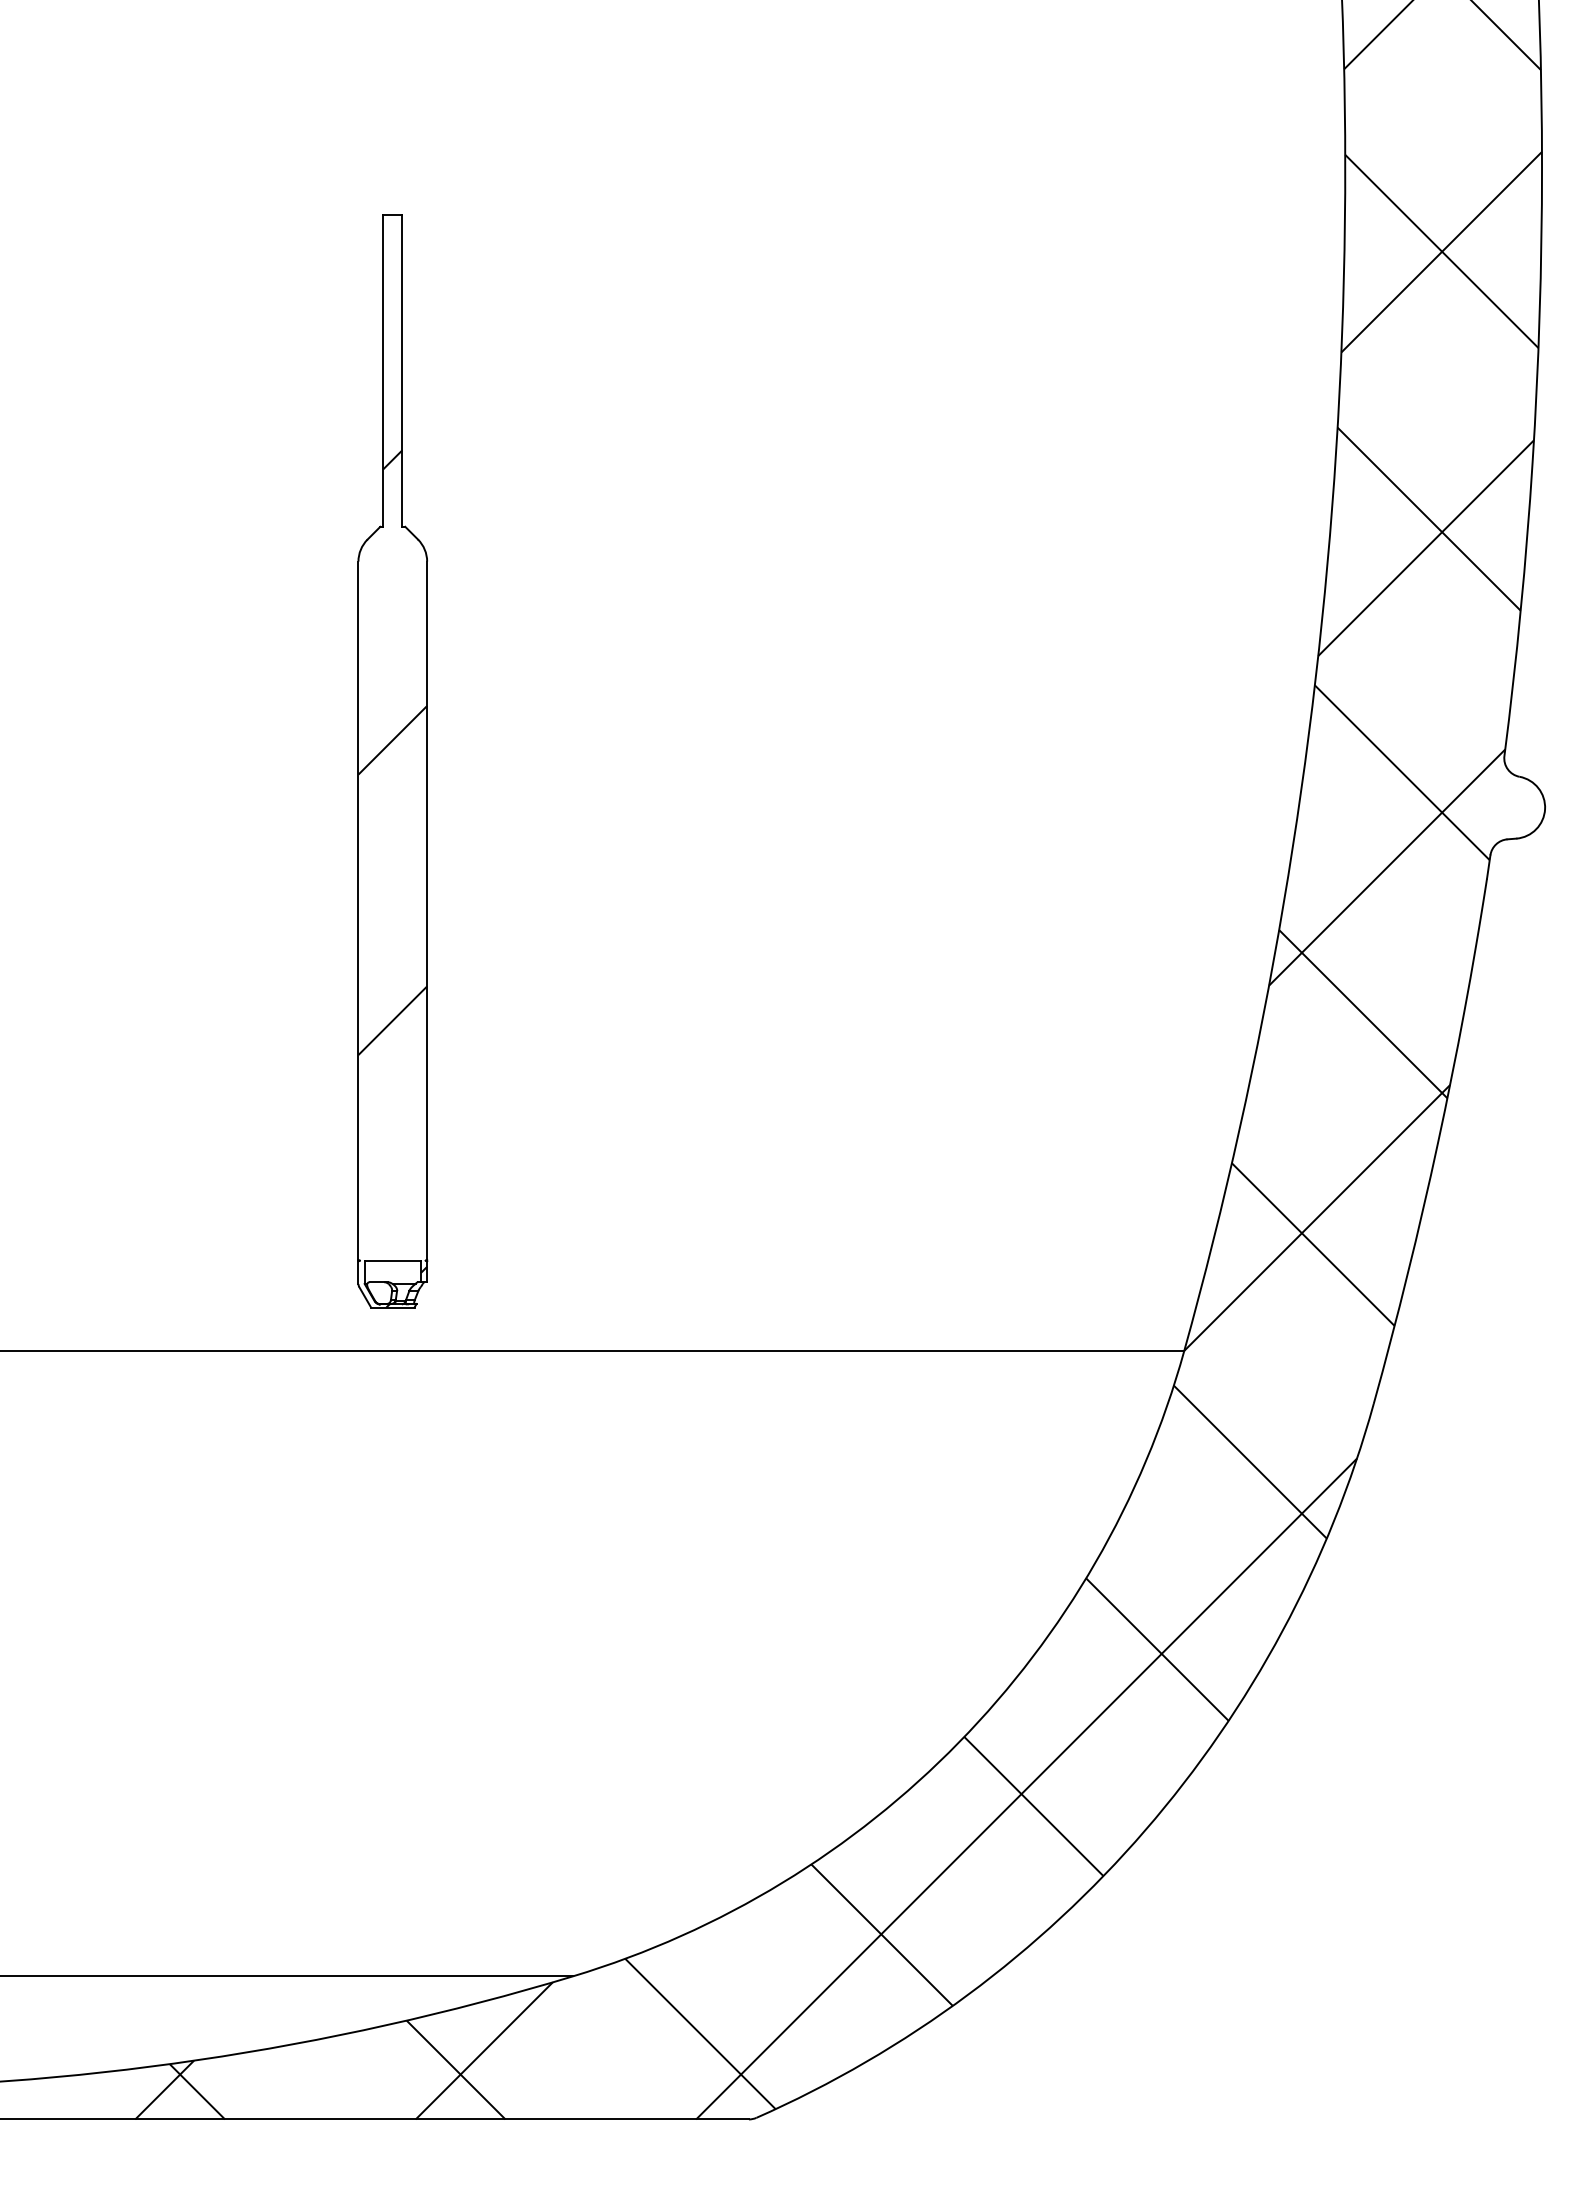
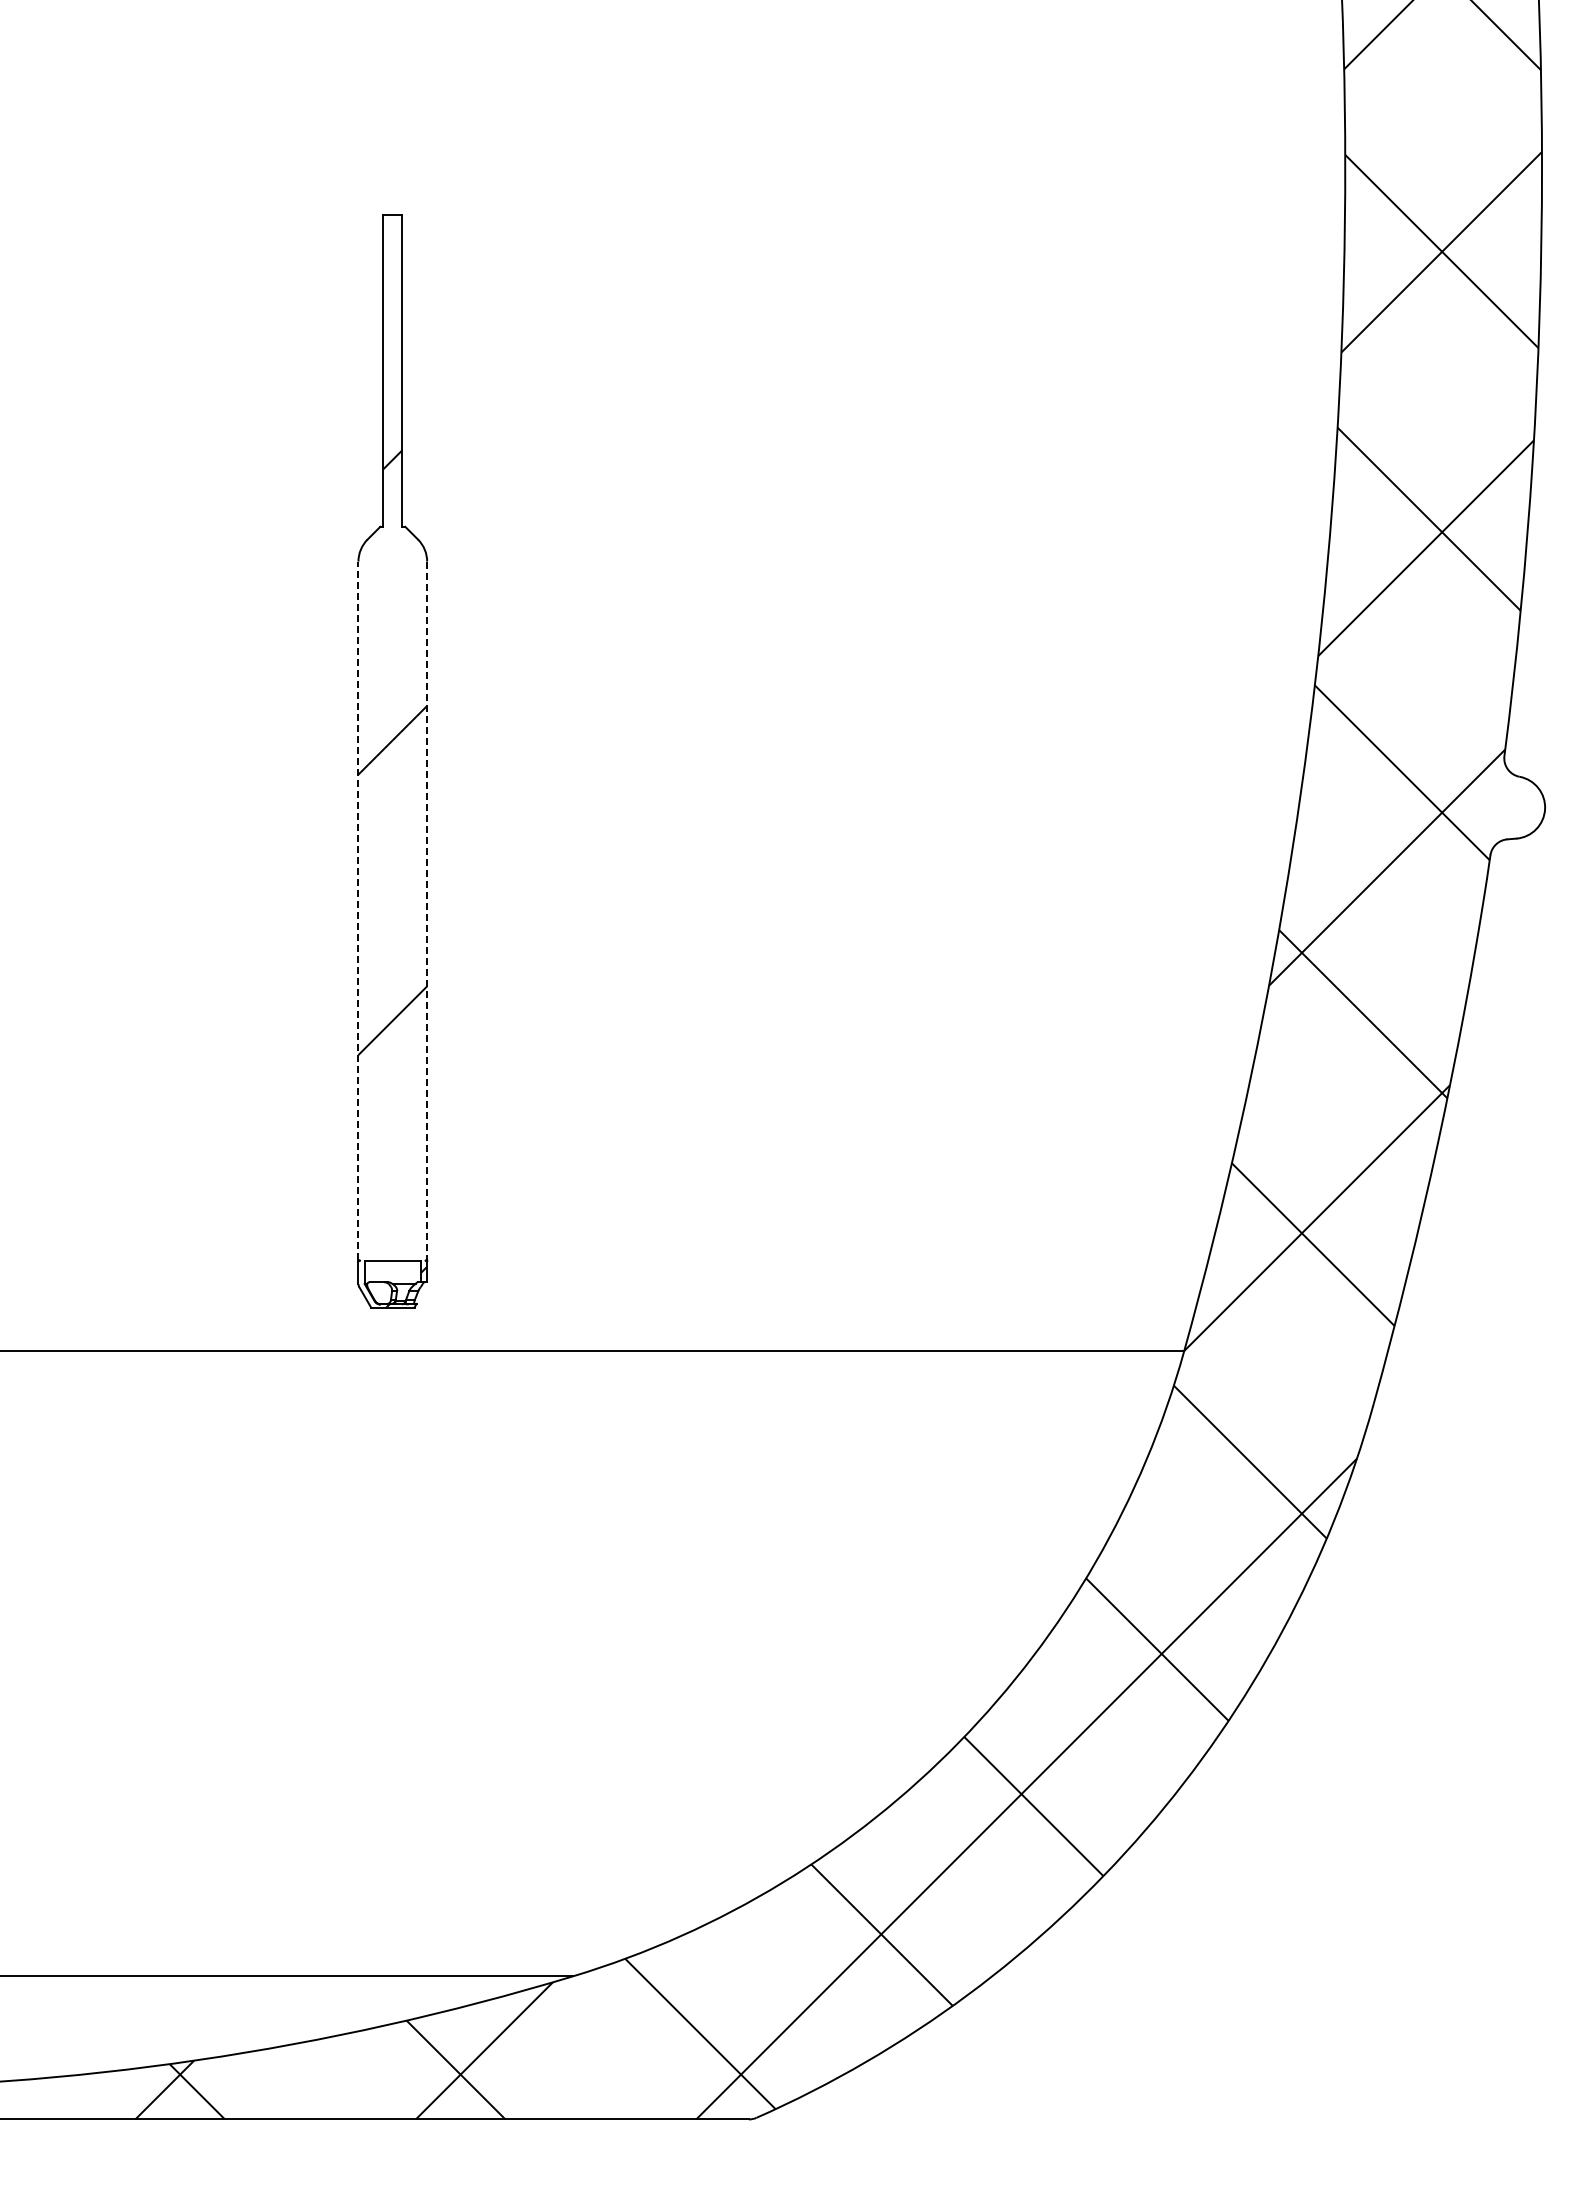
line: solid -> dashed (358, 910)
line: solid -> dashed (427, 911)
